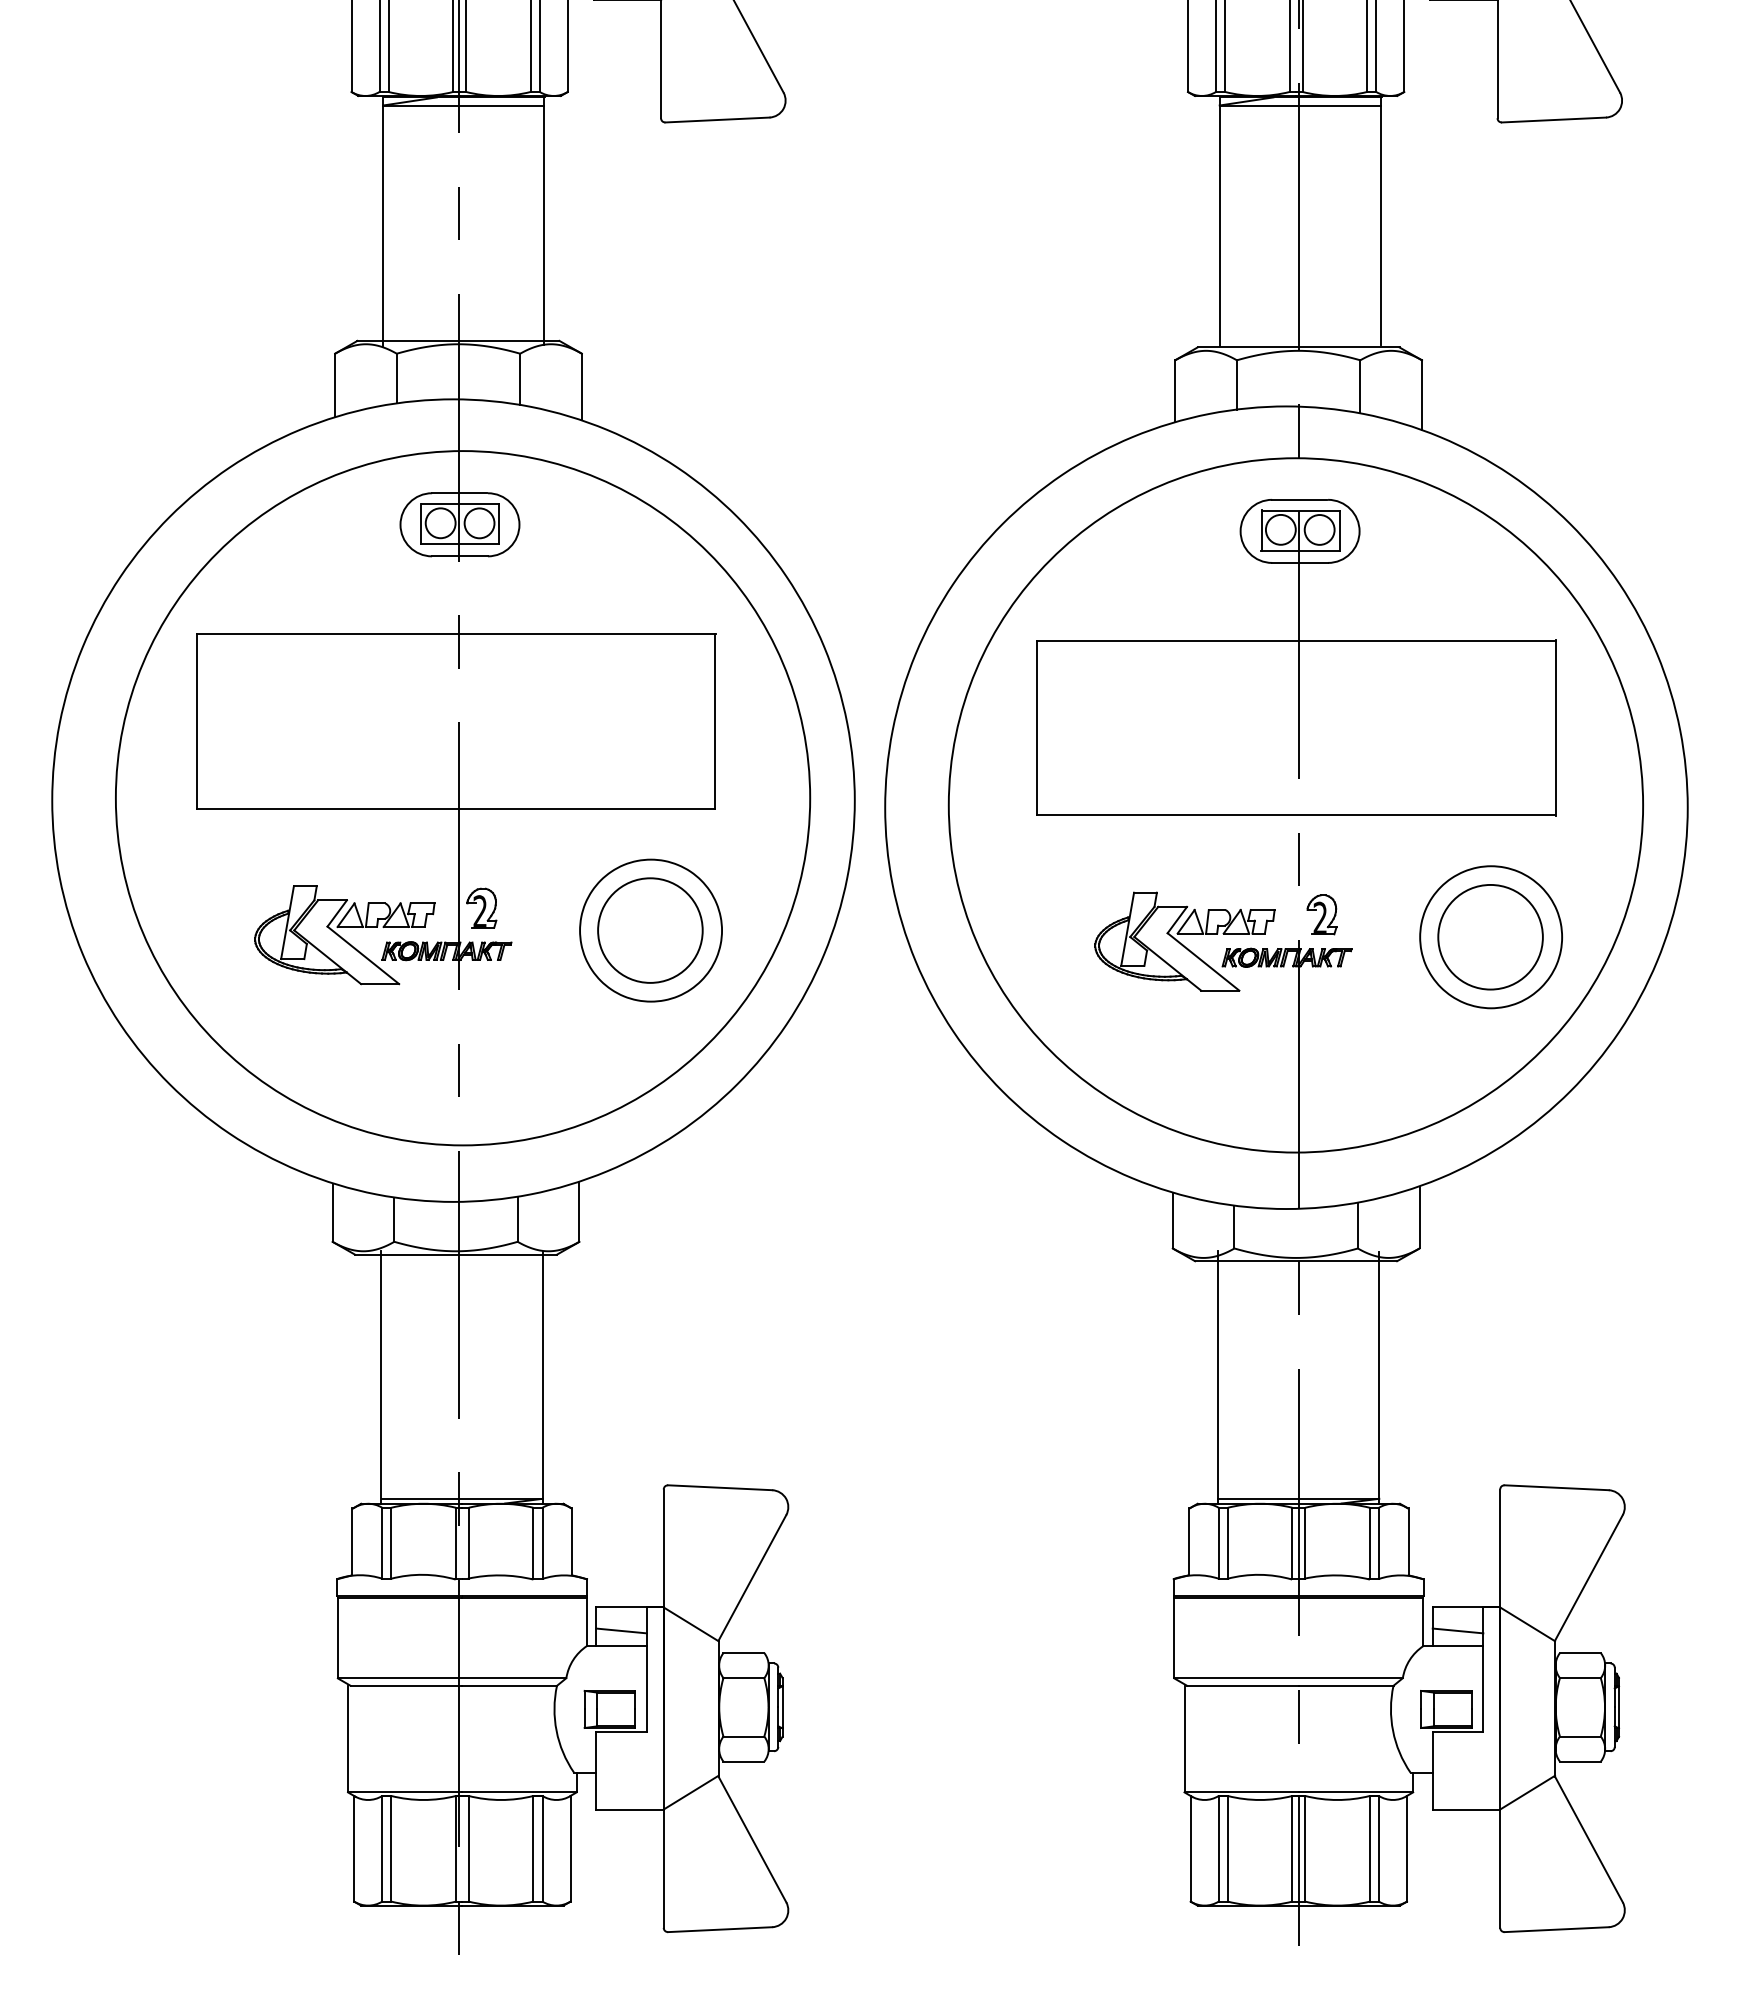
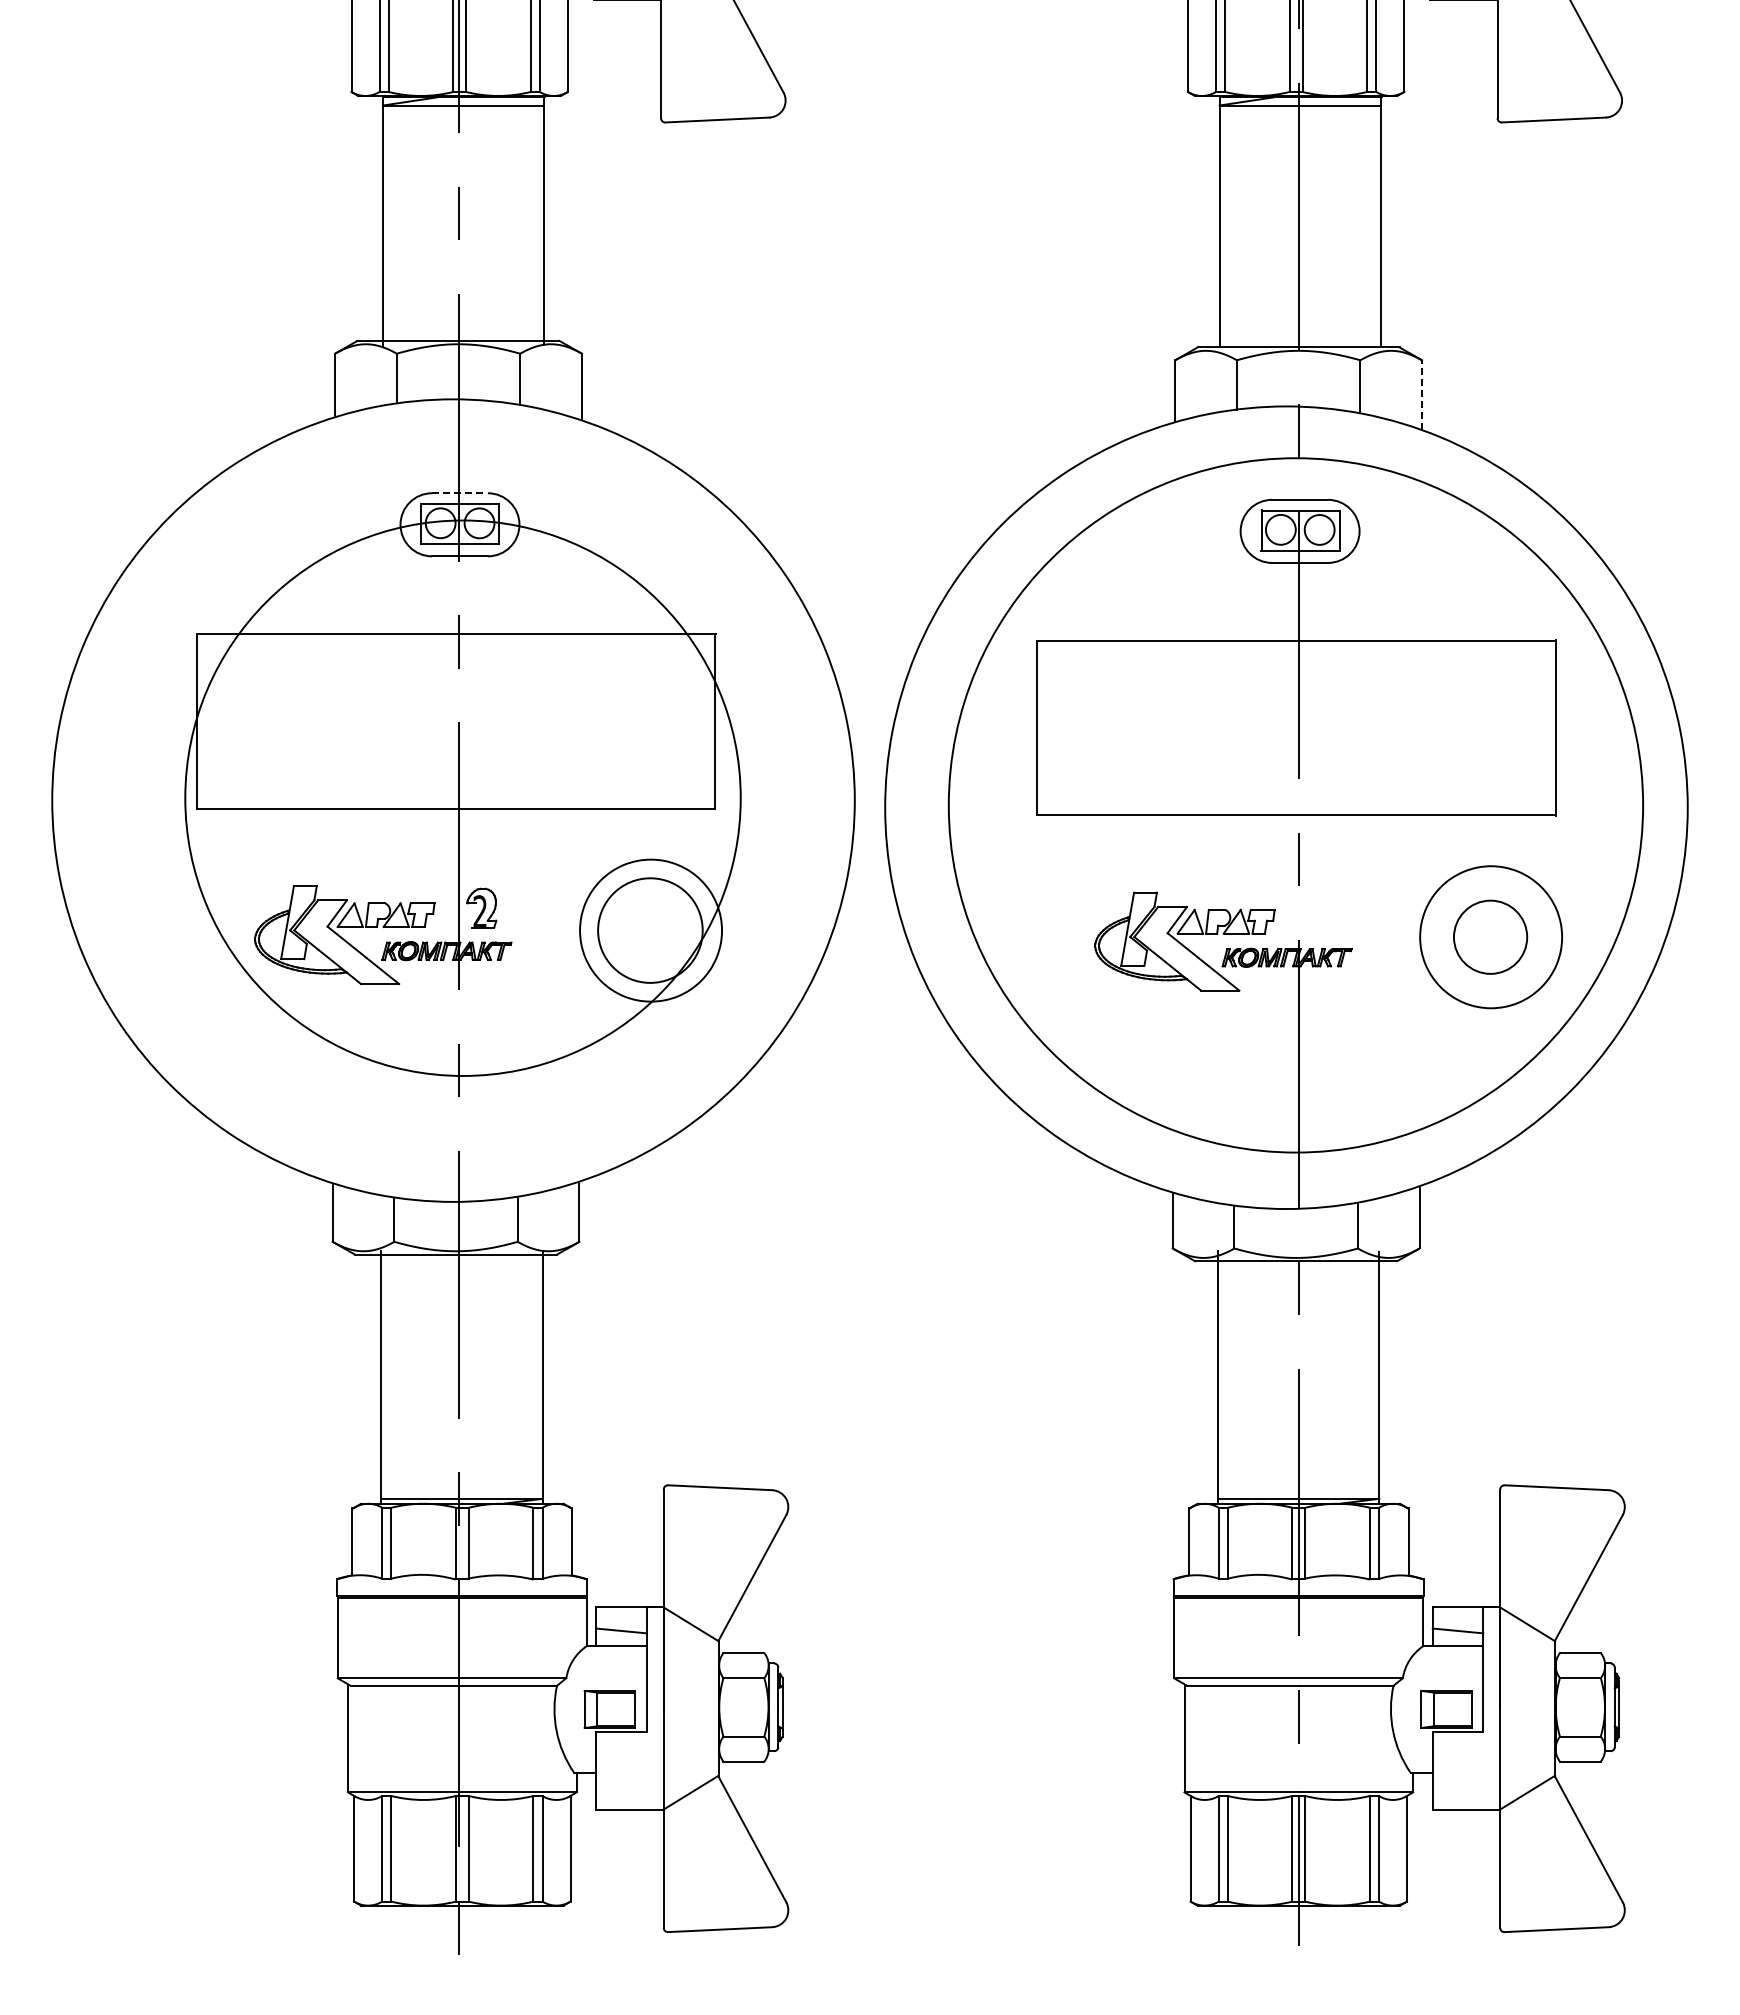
line: solid -> dashed (1422, 395)
line: solid -> dashed (459, 493)
circle diameter: 694 px -> 555 px (462, 797)
part: present -> none (1321, 914)
circle diameter: 105 px -> 73 px (1490, 936)
